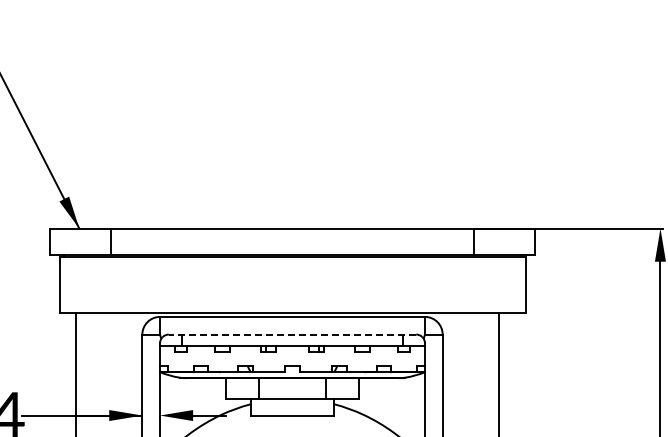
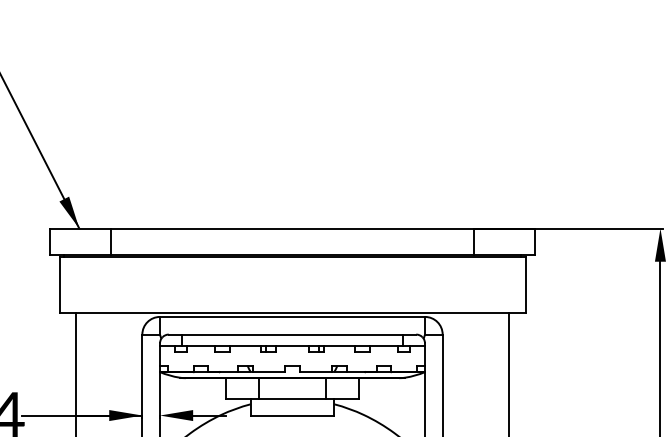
line: dashed -> solid (292, 334)
line position: (498, 372) -> (508, 372) (508, 372)
